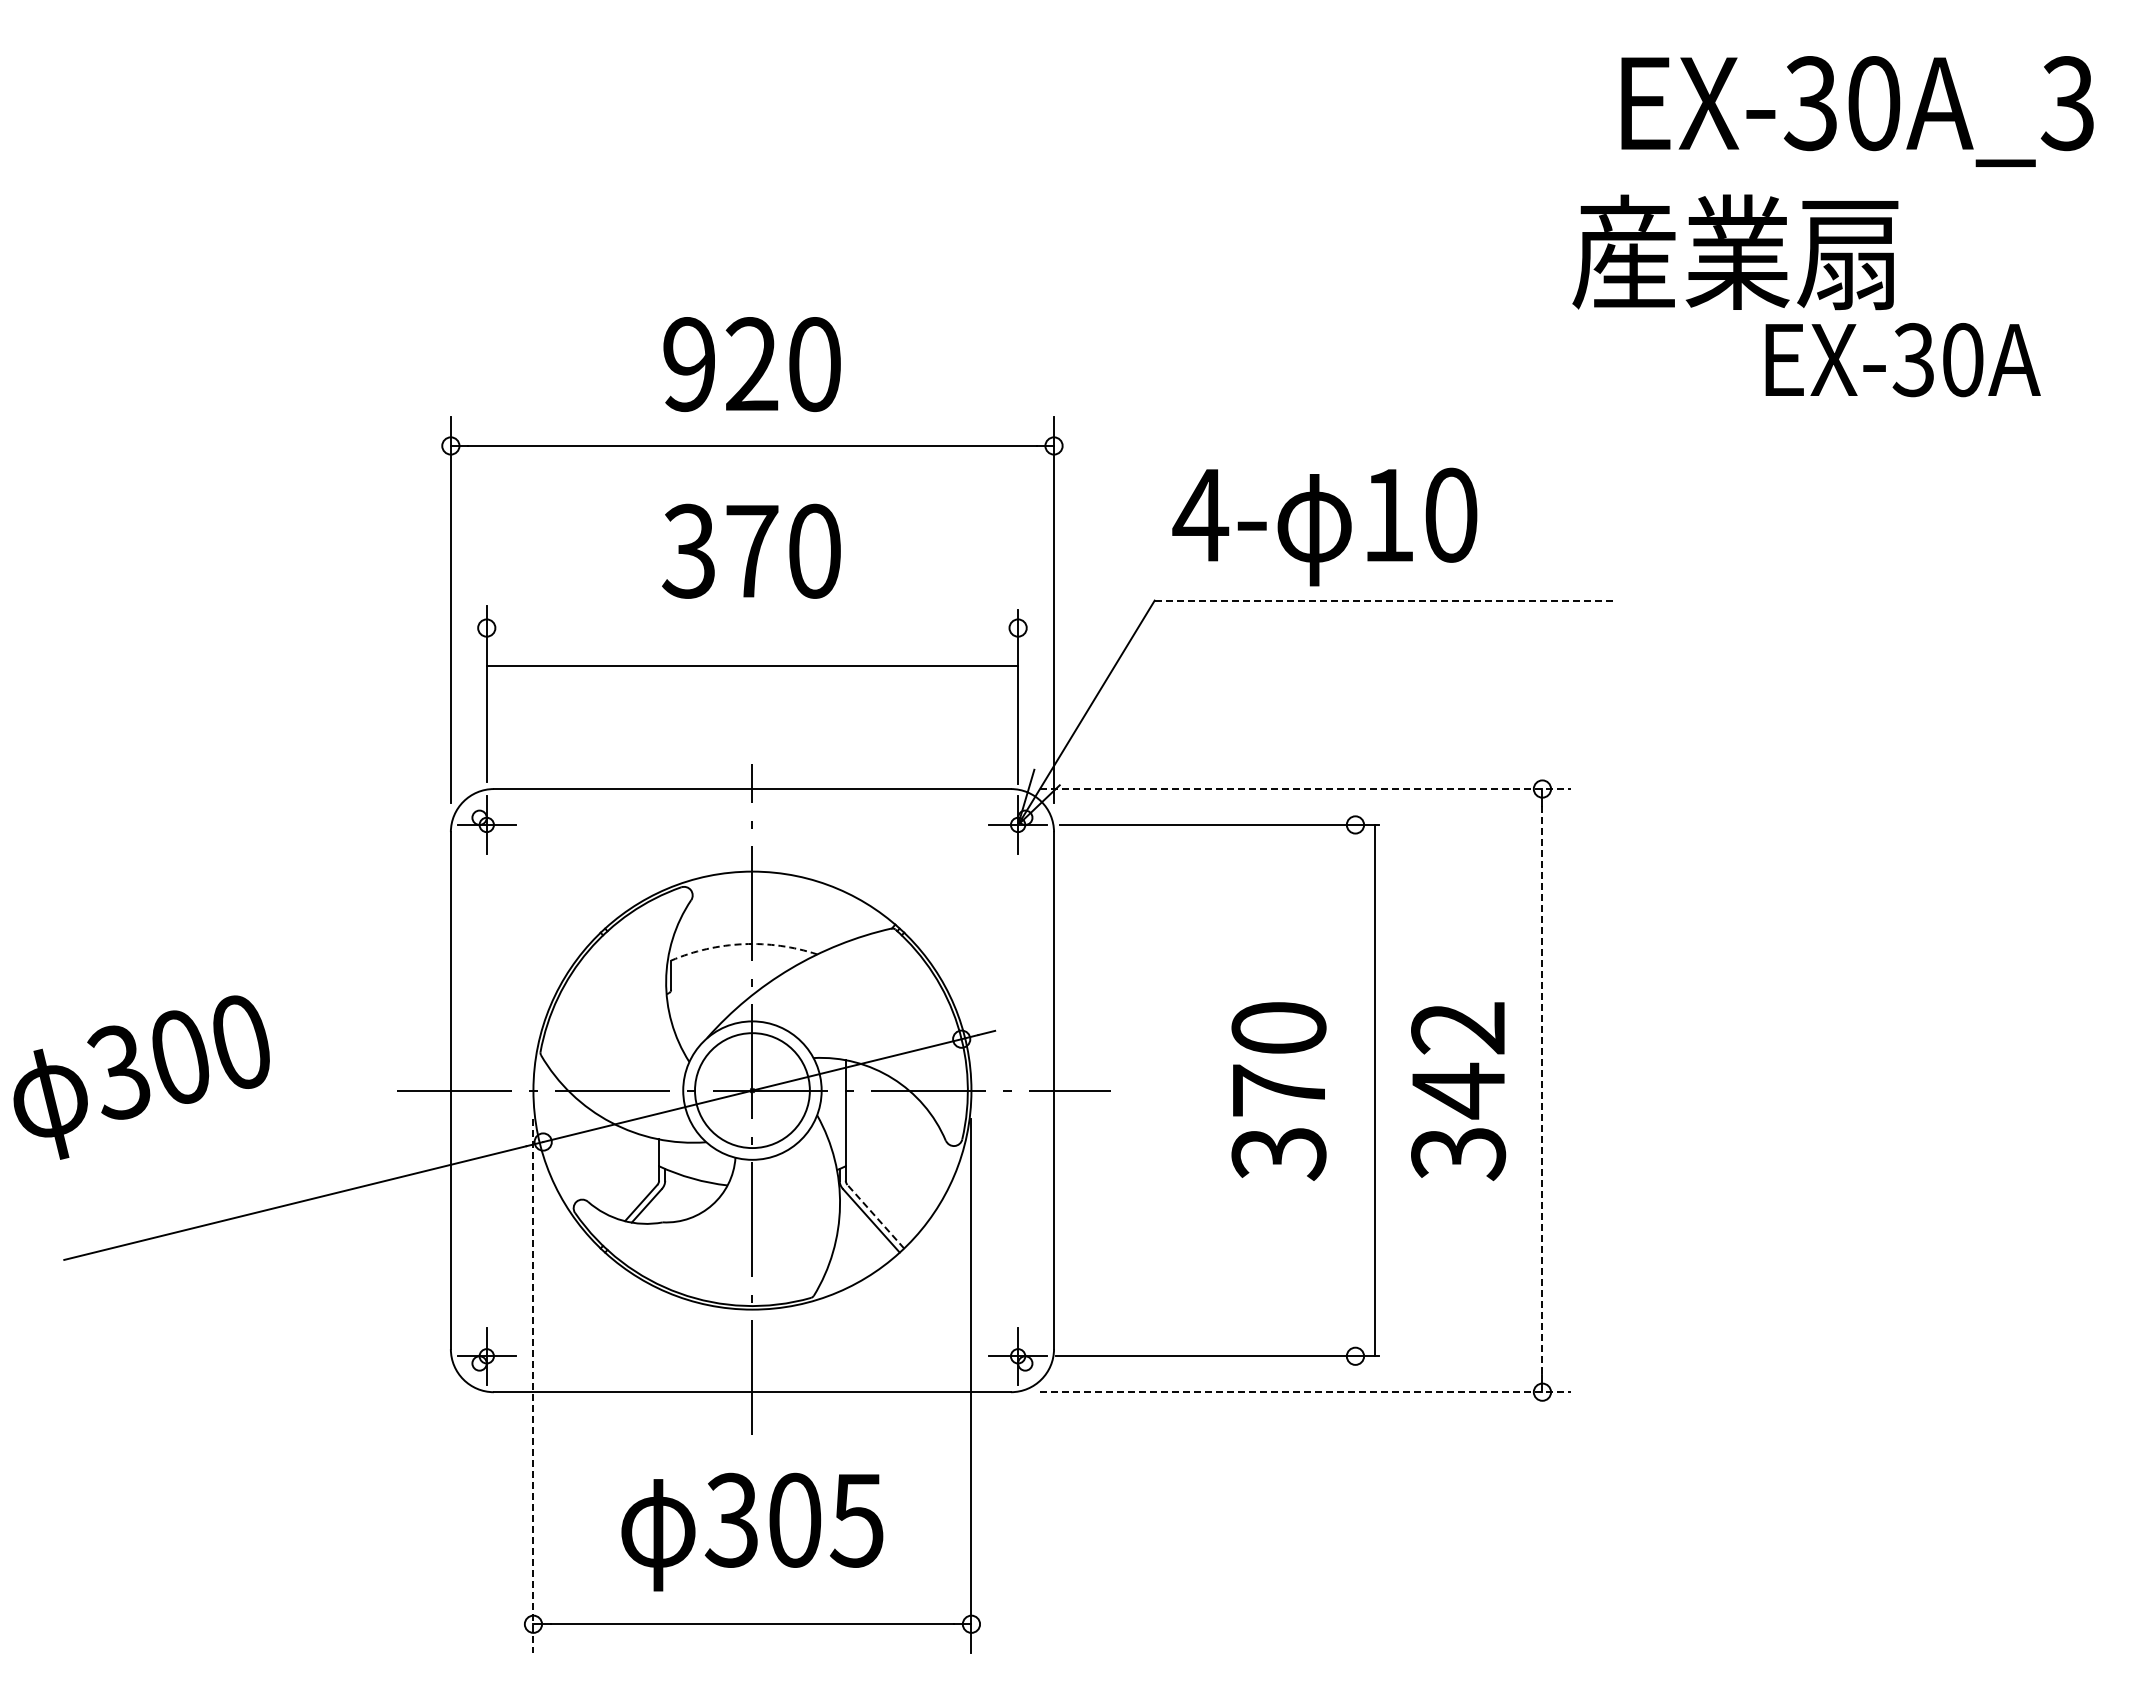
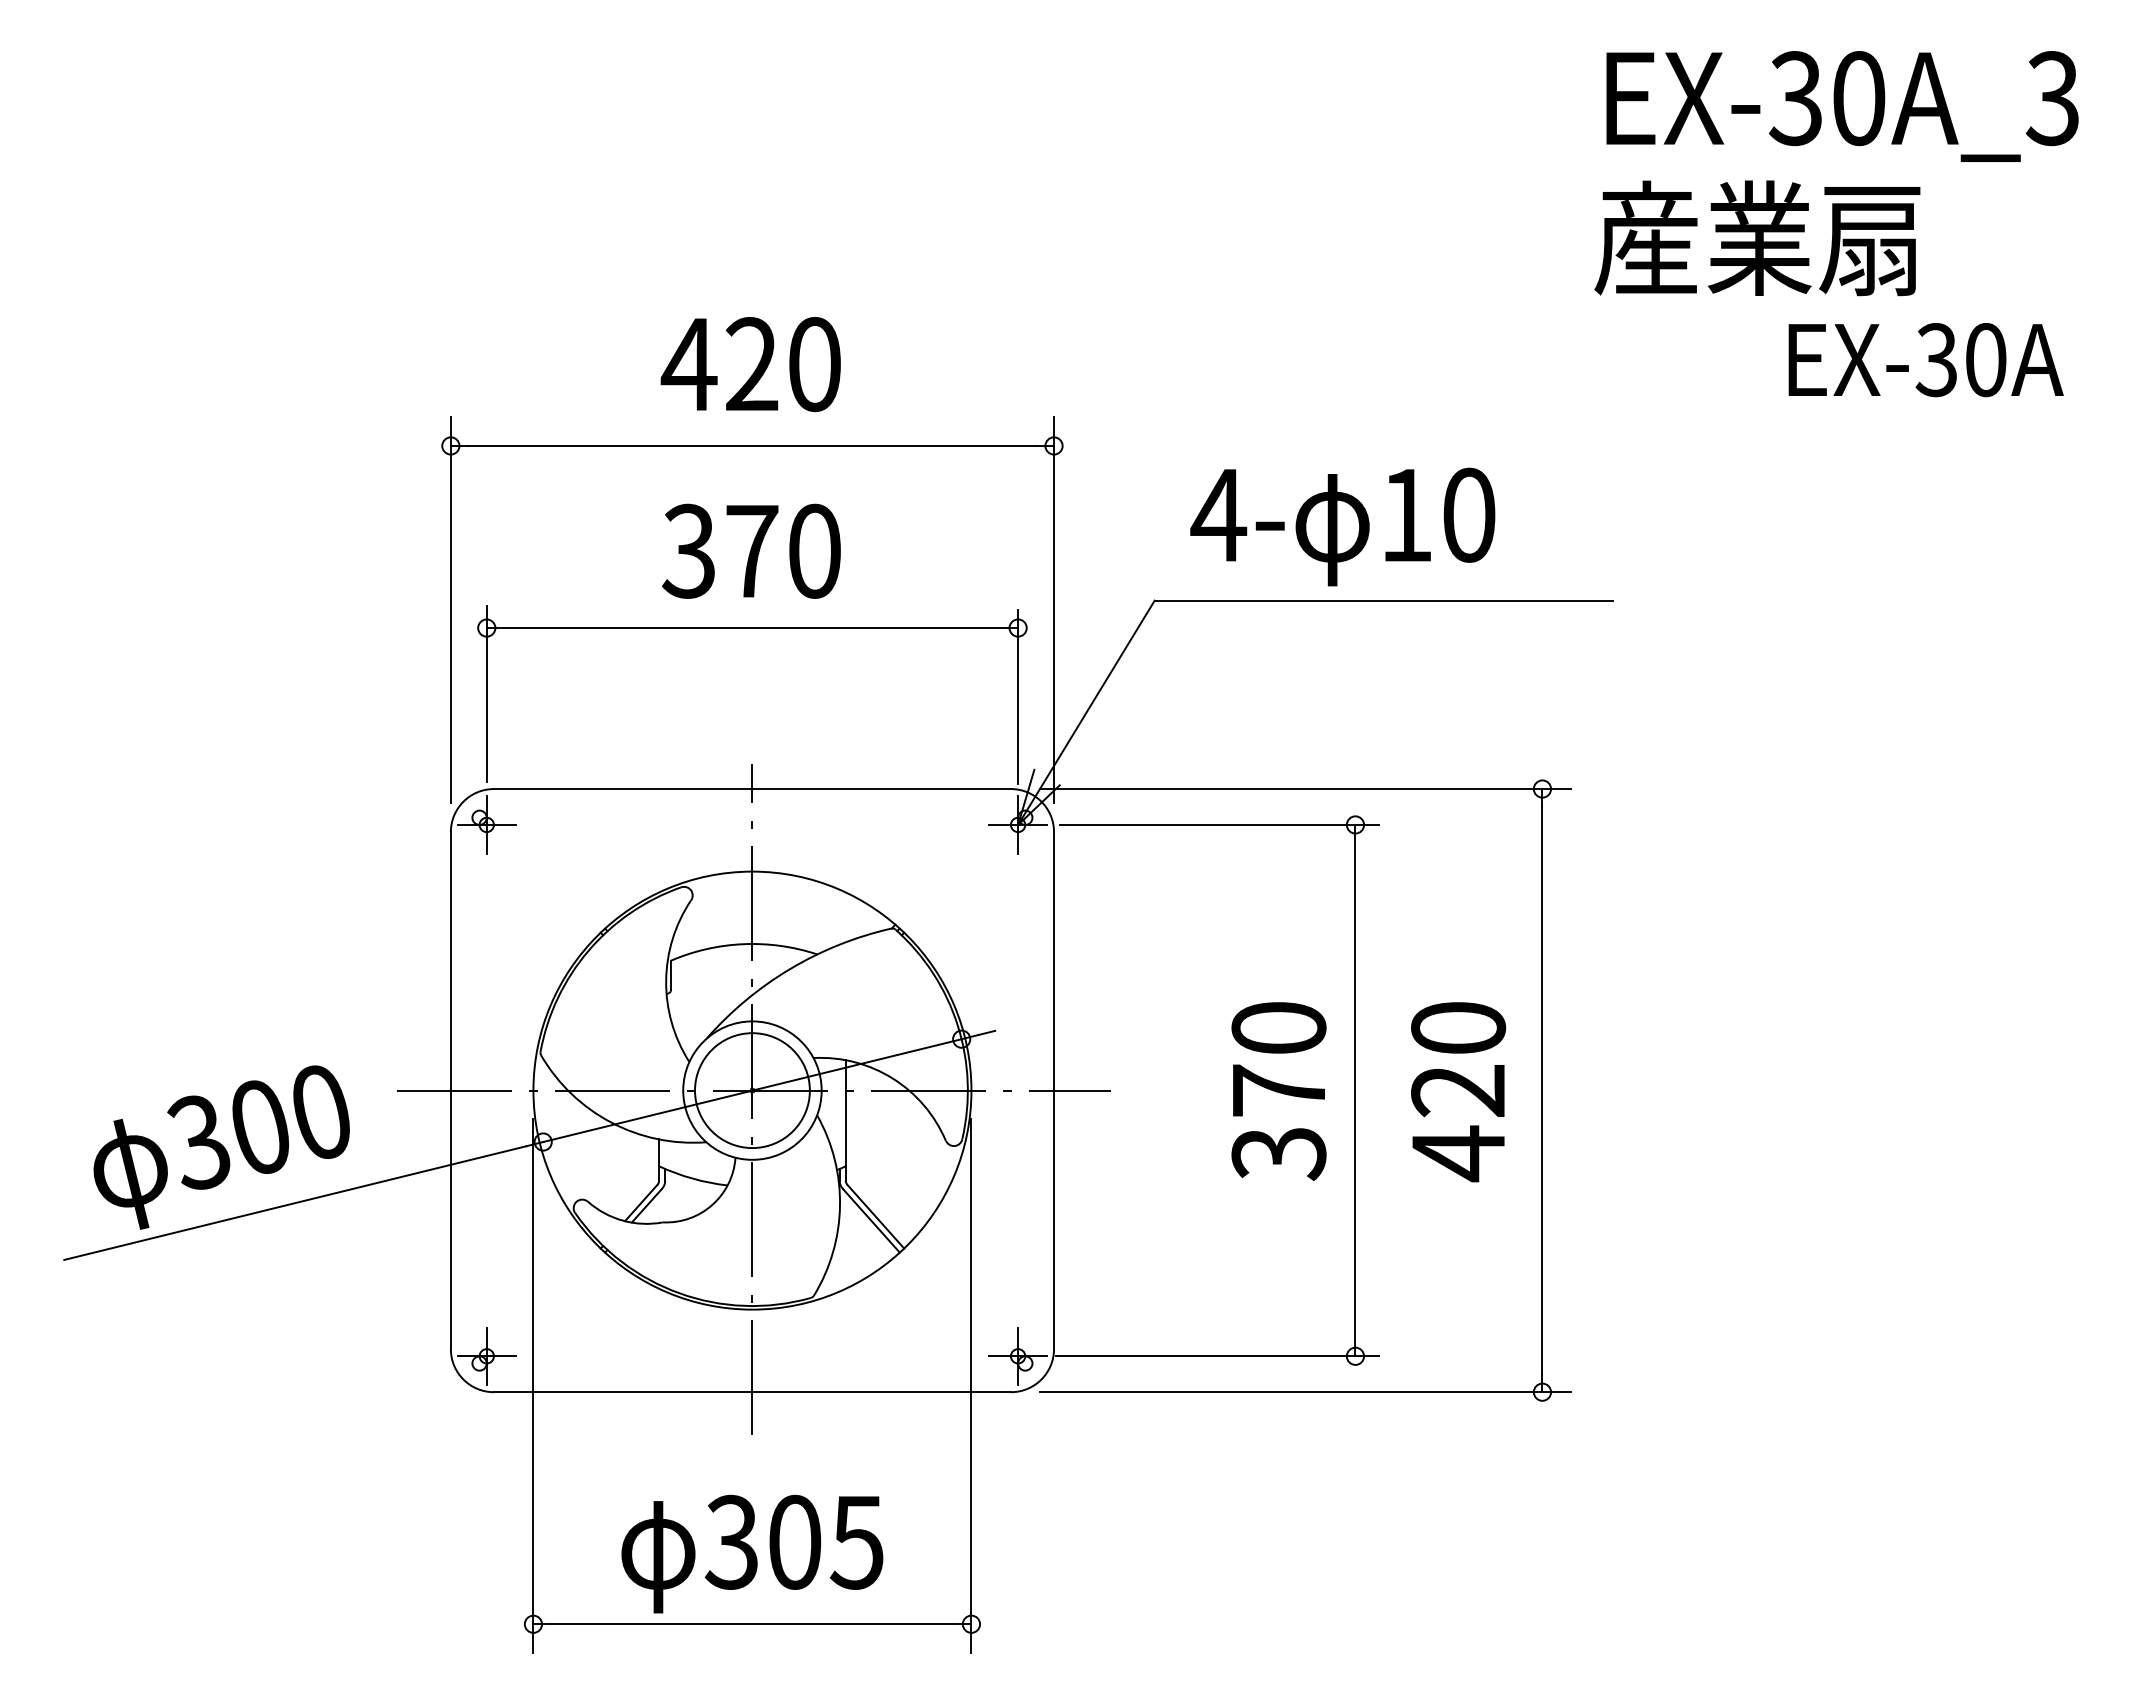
text position: (1857, 111) -> (1842, 106) (1842, 106)
text position: (1735, 252) -> (1757, 238) (1757, 238)
text position: (1902, 360) -> (1925, 360) (1925, 360)
text: 920 -> 420 (688, 364)
text position: (1324, 526) -> (1342, 526) (1342, 526)
line: dashed -> solid (1383, 600)
line position: (752, 666) -> (752, 628) (752, 628)
line: dashed -> solid (1305, 789)
arc: dashed -> solid (743, 944)
text position: (141, 1077) -> (221, 1147) (221, 1147)
line position: (1375, 1090) -> (1355, 1090) (1355, 1090)
line: dashed -> solid (1542, 1091)
text: 342 -> 420 (1458, 1092)
line: dashed -> solid (875, 1216)
line: dashed -> solid (533, 1386)
line: dashed -> solid (1305, 1392)
text position: (752, 1531) -> (752, 1553) (752, 1553)
